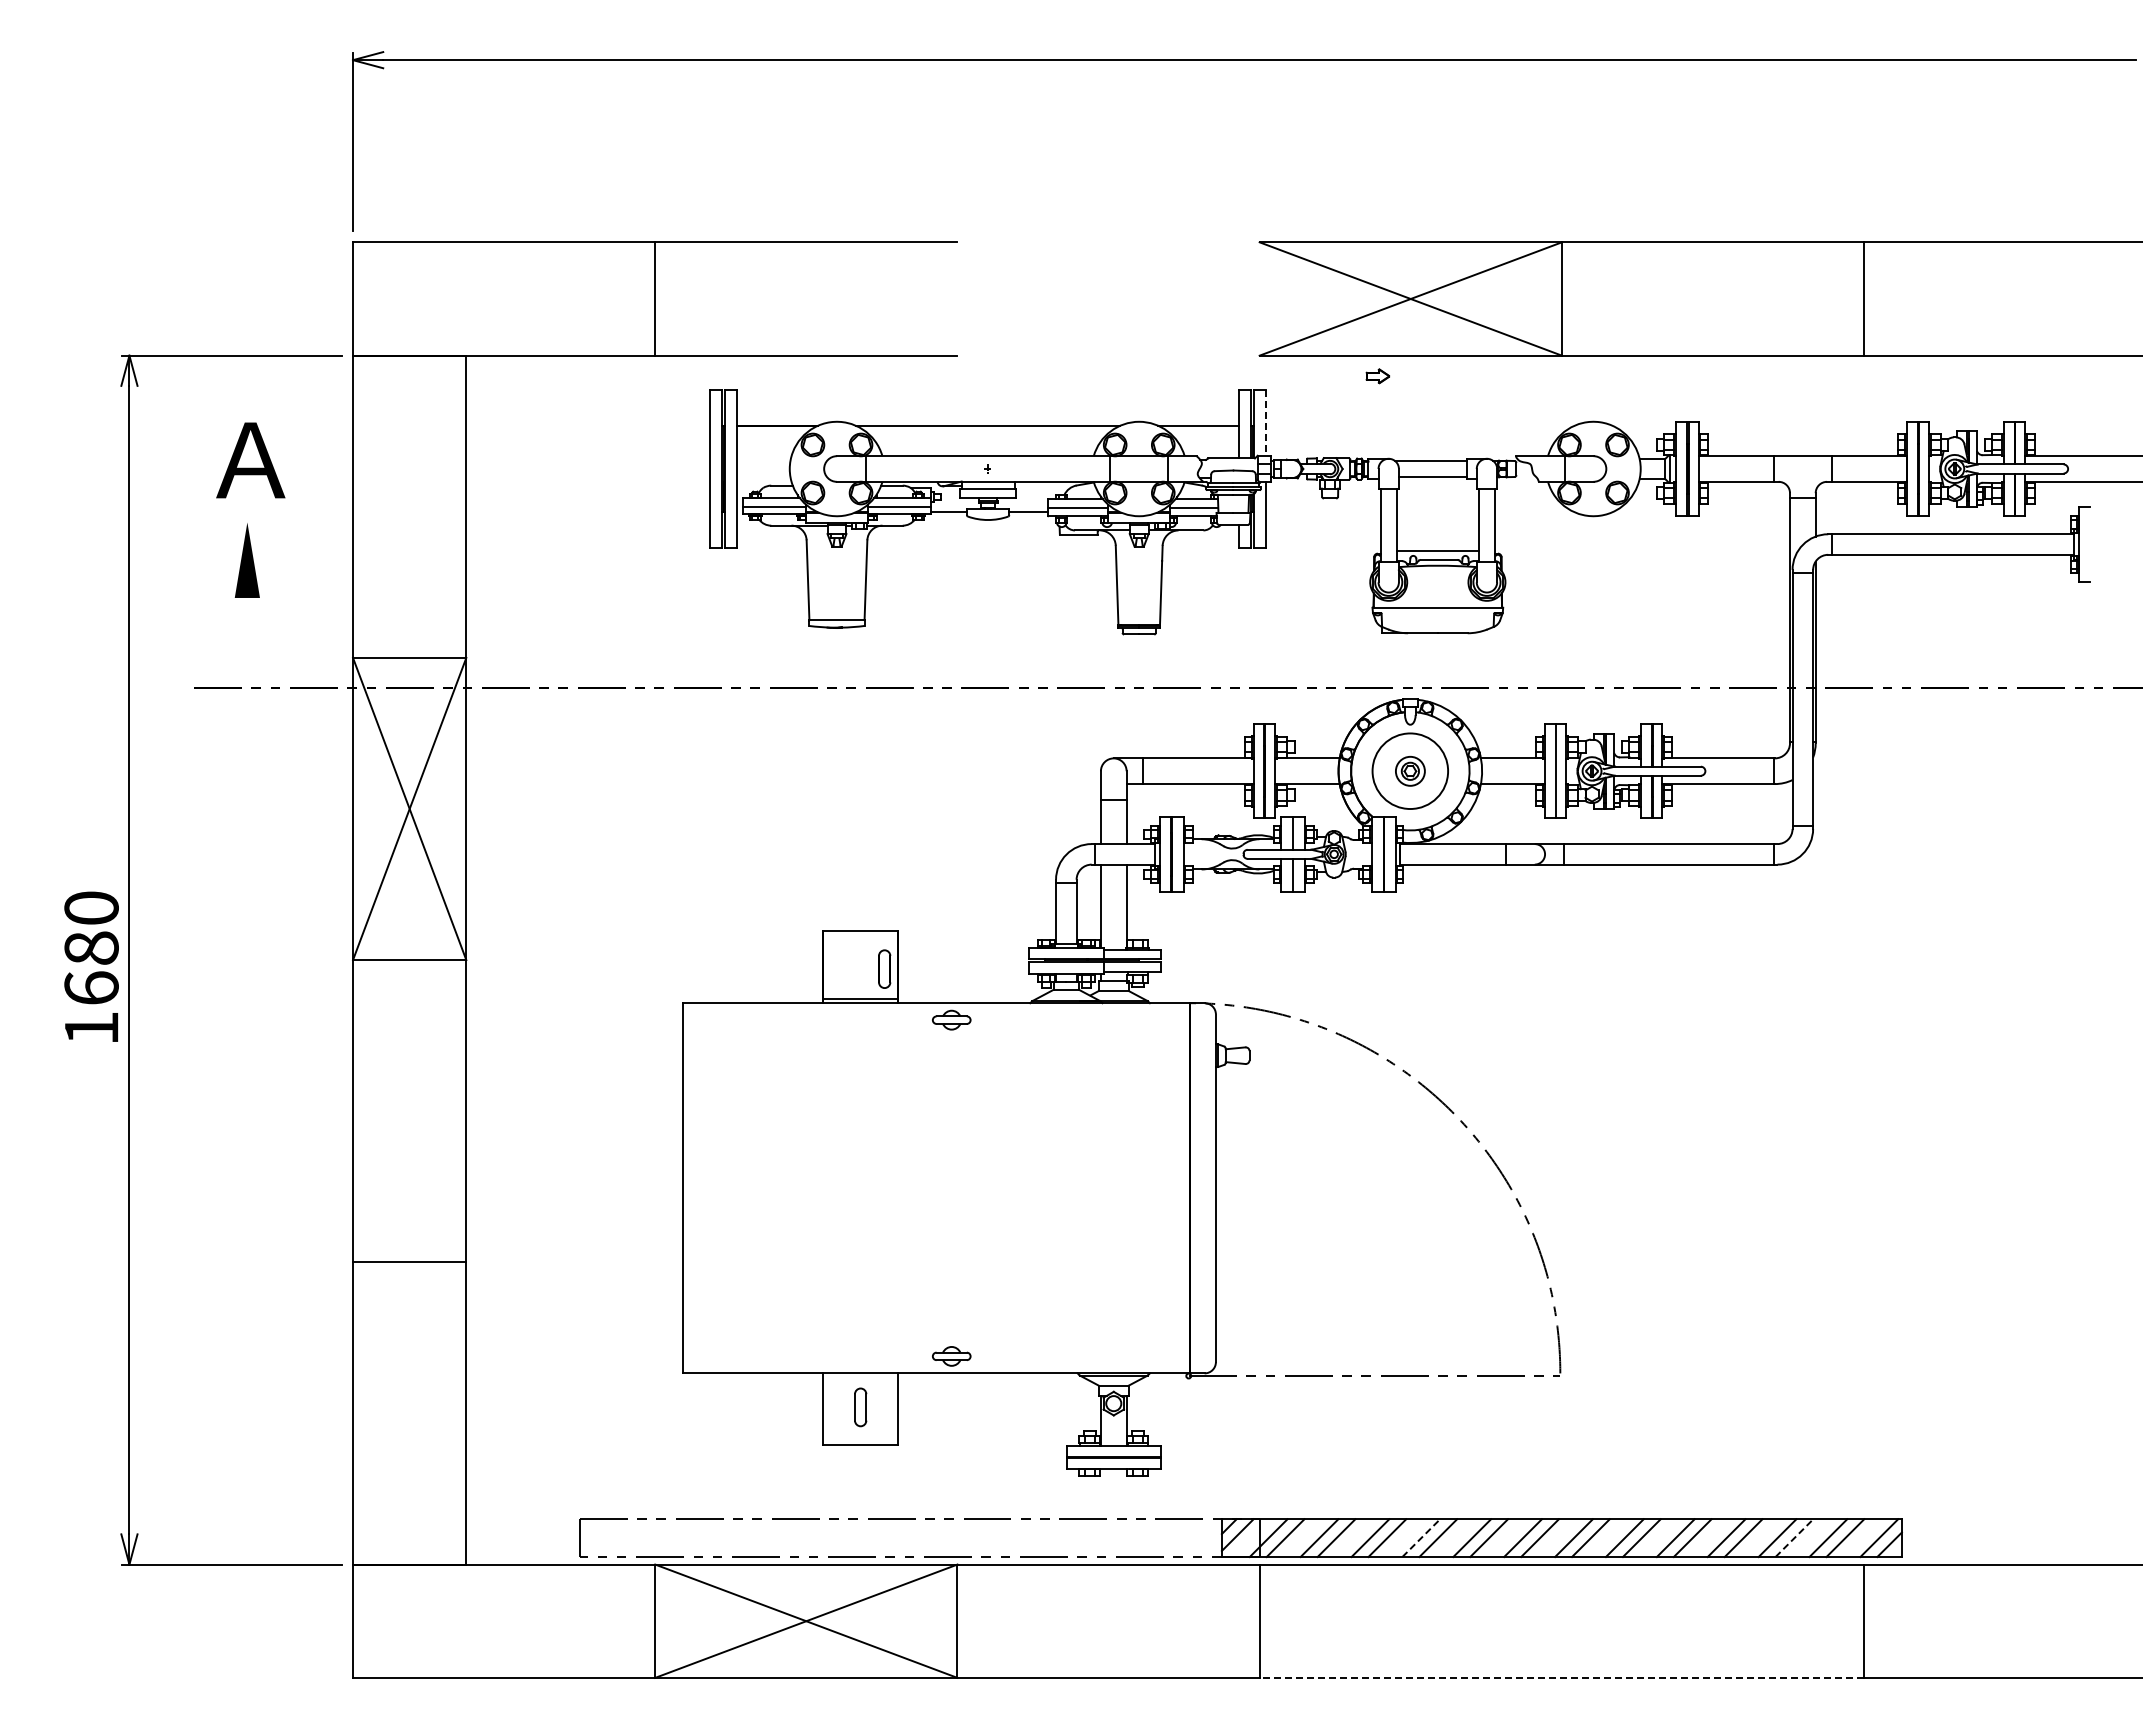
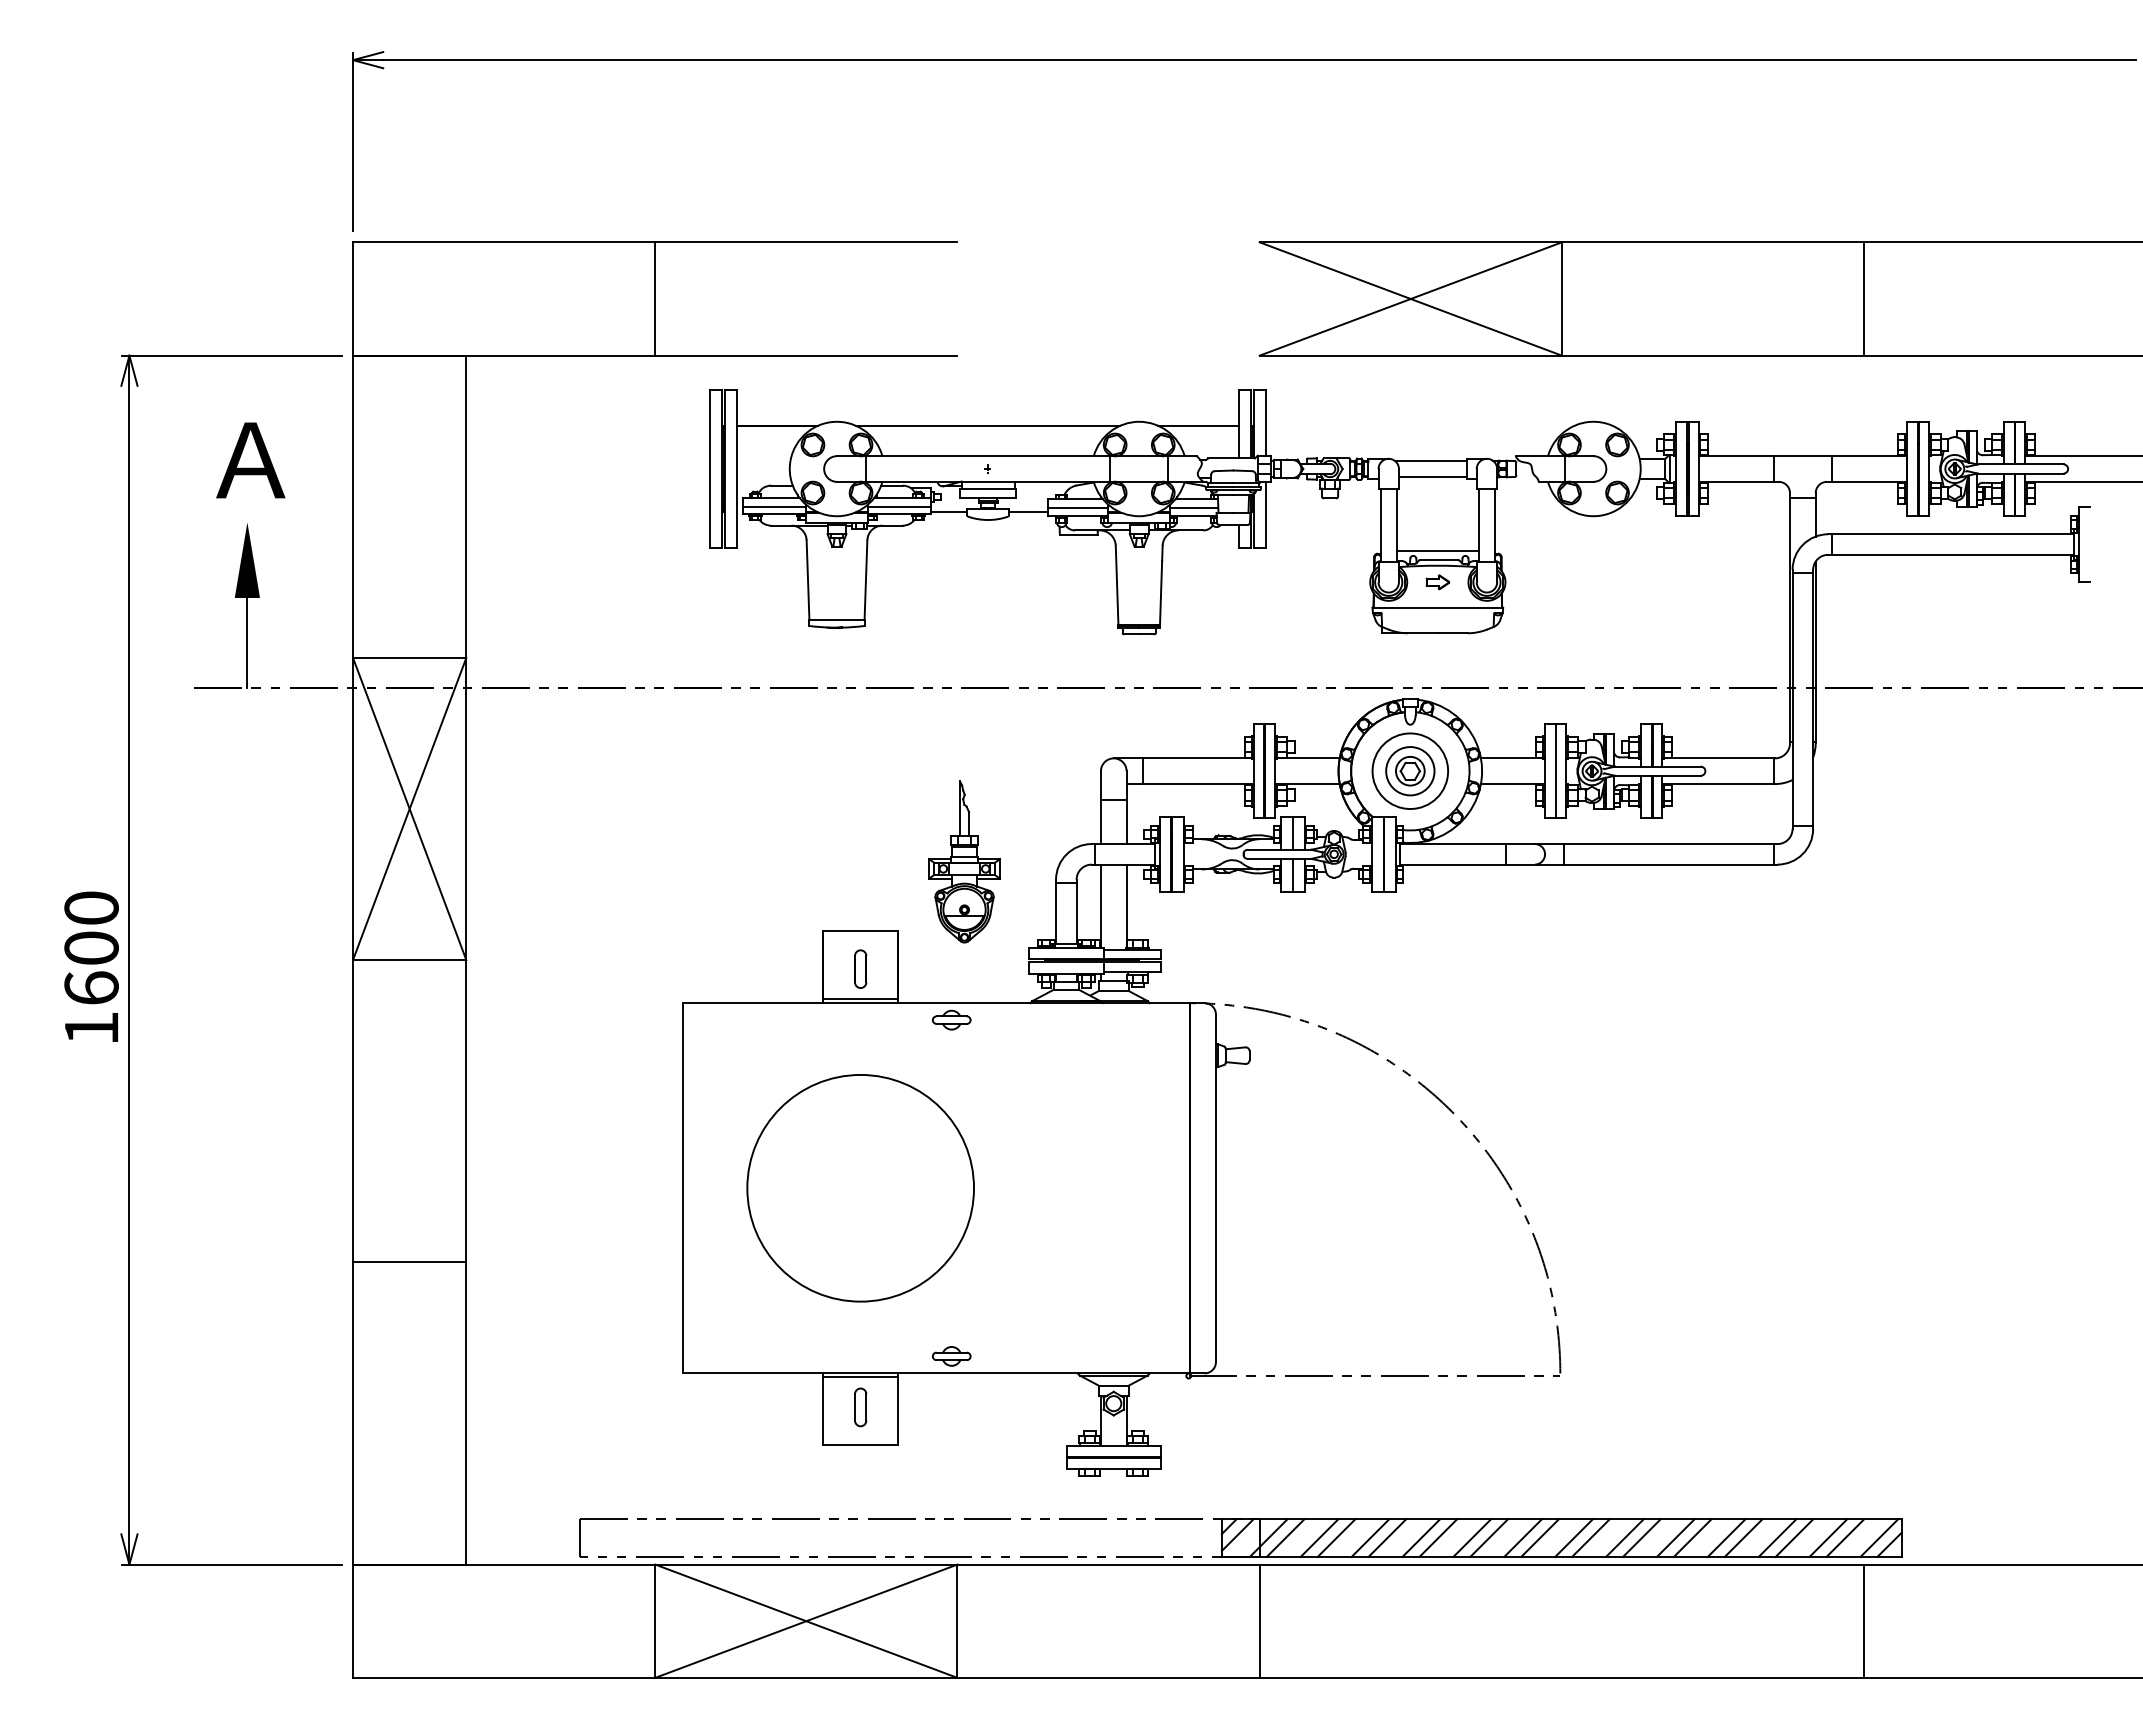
part position: (1377, 376) -> (1437, 582) (1437, 582)
line: dashed -> solid (1266, 423)
line: none -> present (247, 642)
part size: 31x32 px -> 51x51 px (1410, 771)
part: none -> present (964, 861)
text: 1680 -> 1600 (91, 947)
part position: (884, 968) -> (860, 968) (860, 968)
circle: none -> present (860, 1188)
line: none -> present (860, 1377)
line: dashed -> solid (1421, 1538)
line: dashed -> solid (1794, 1538)
line: dashed -> solid (1561, 1677)
